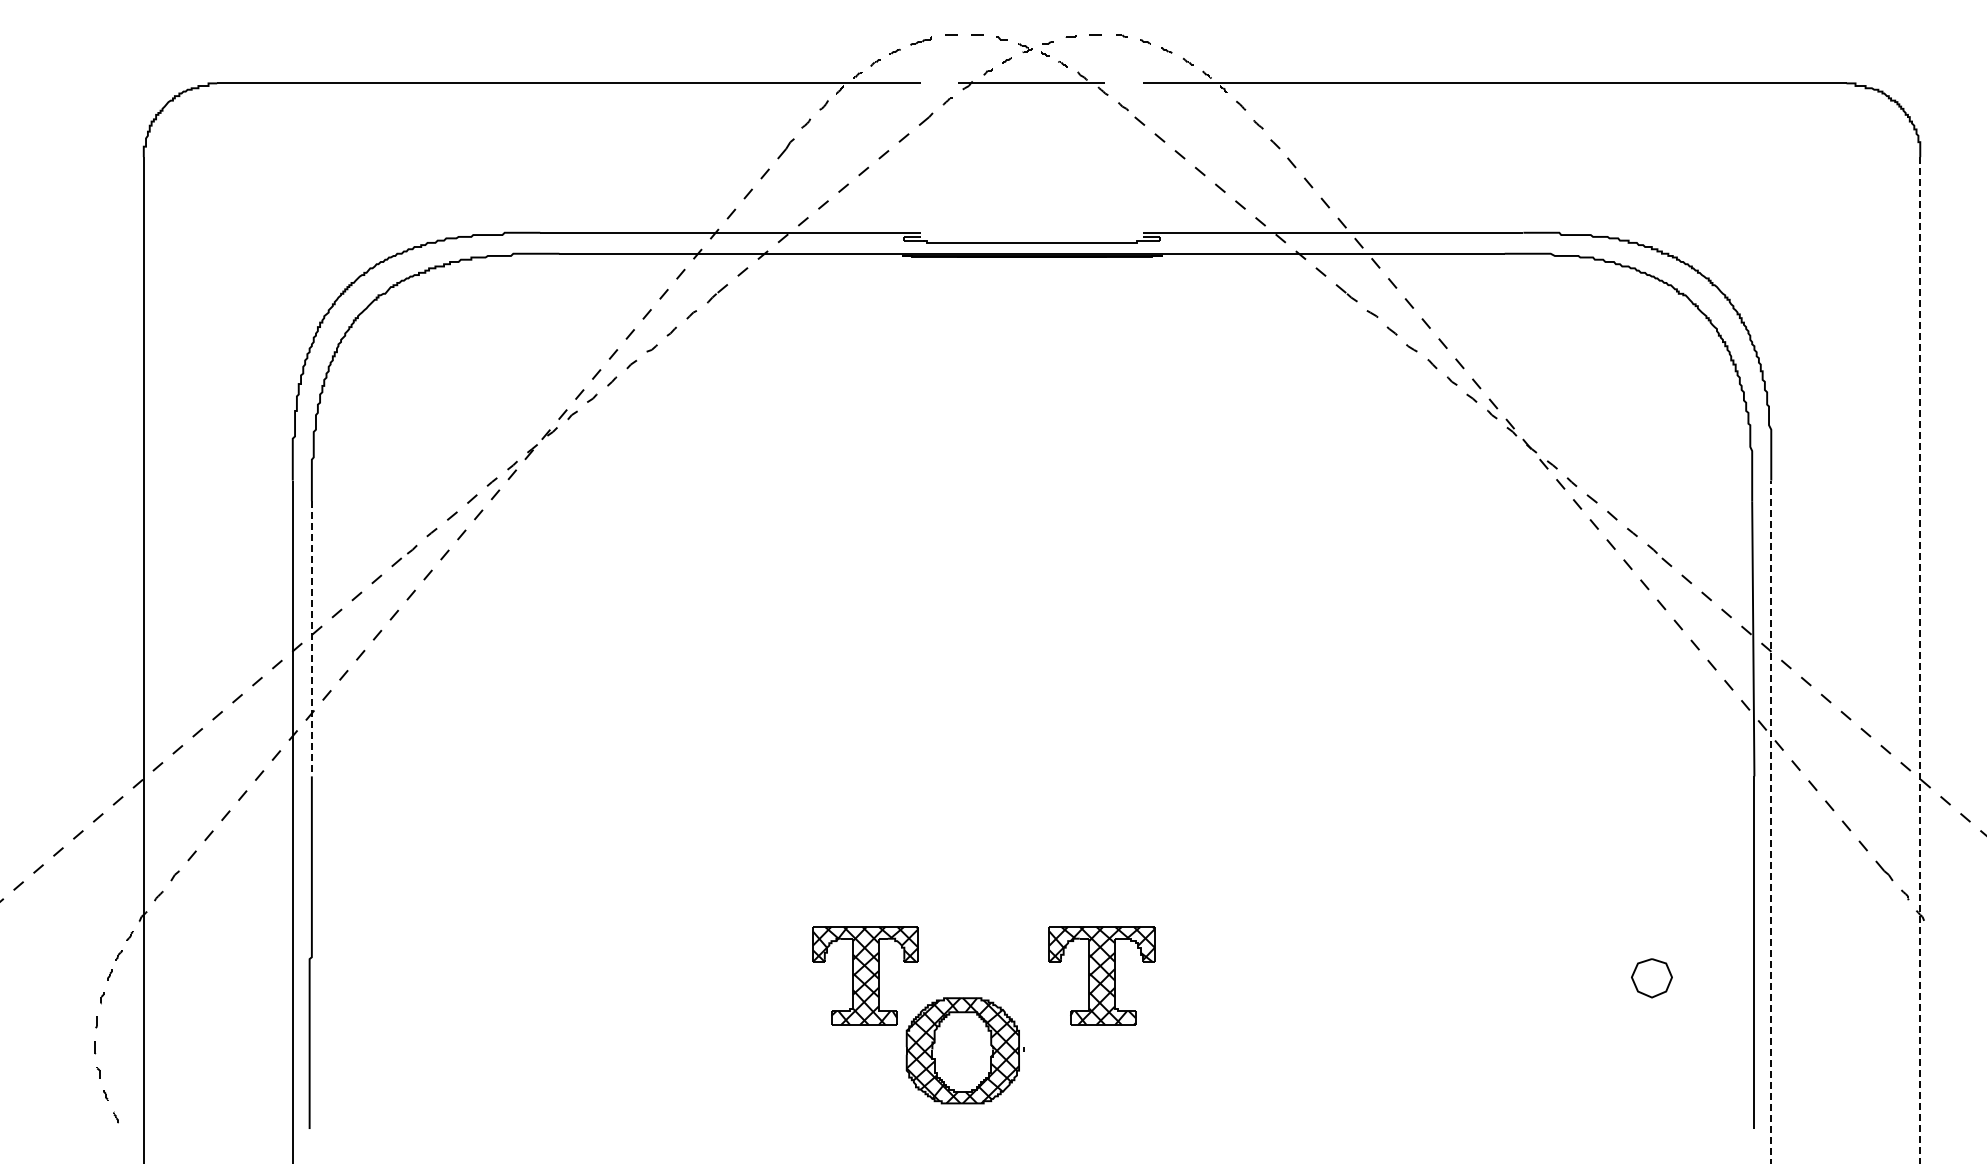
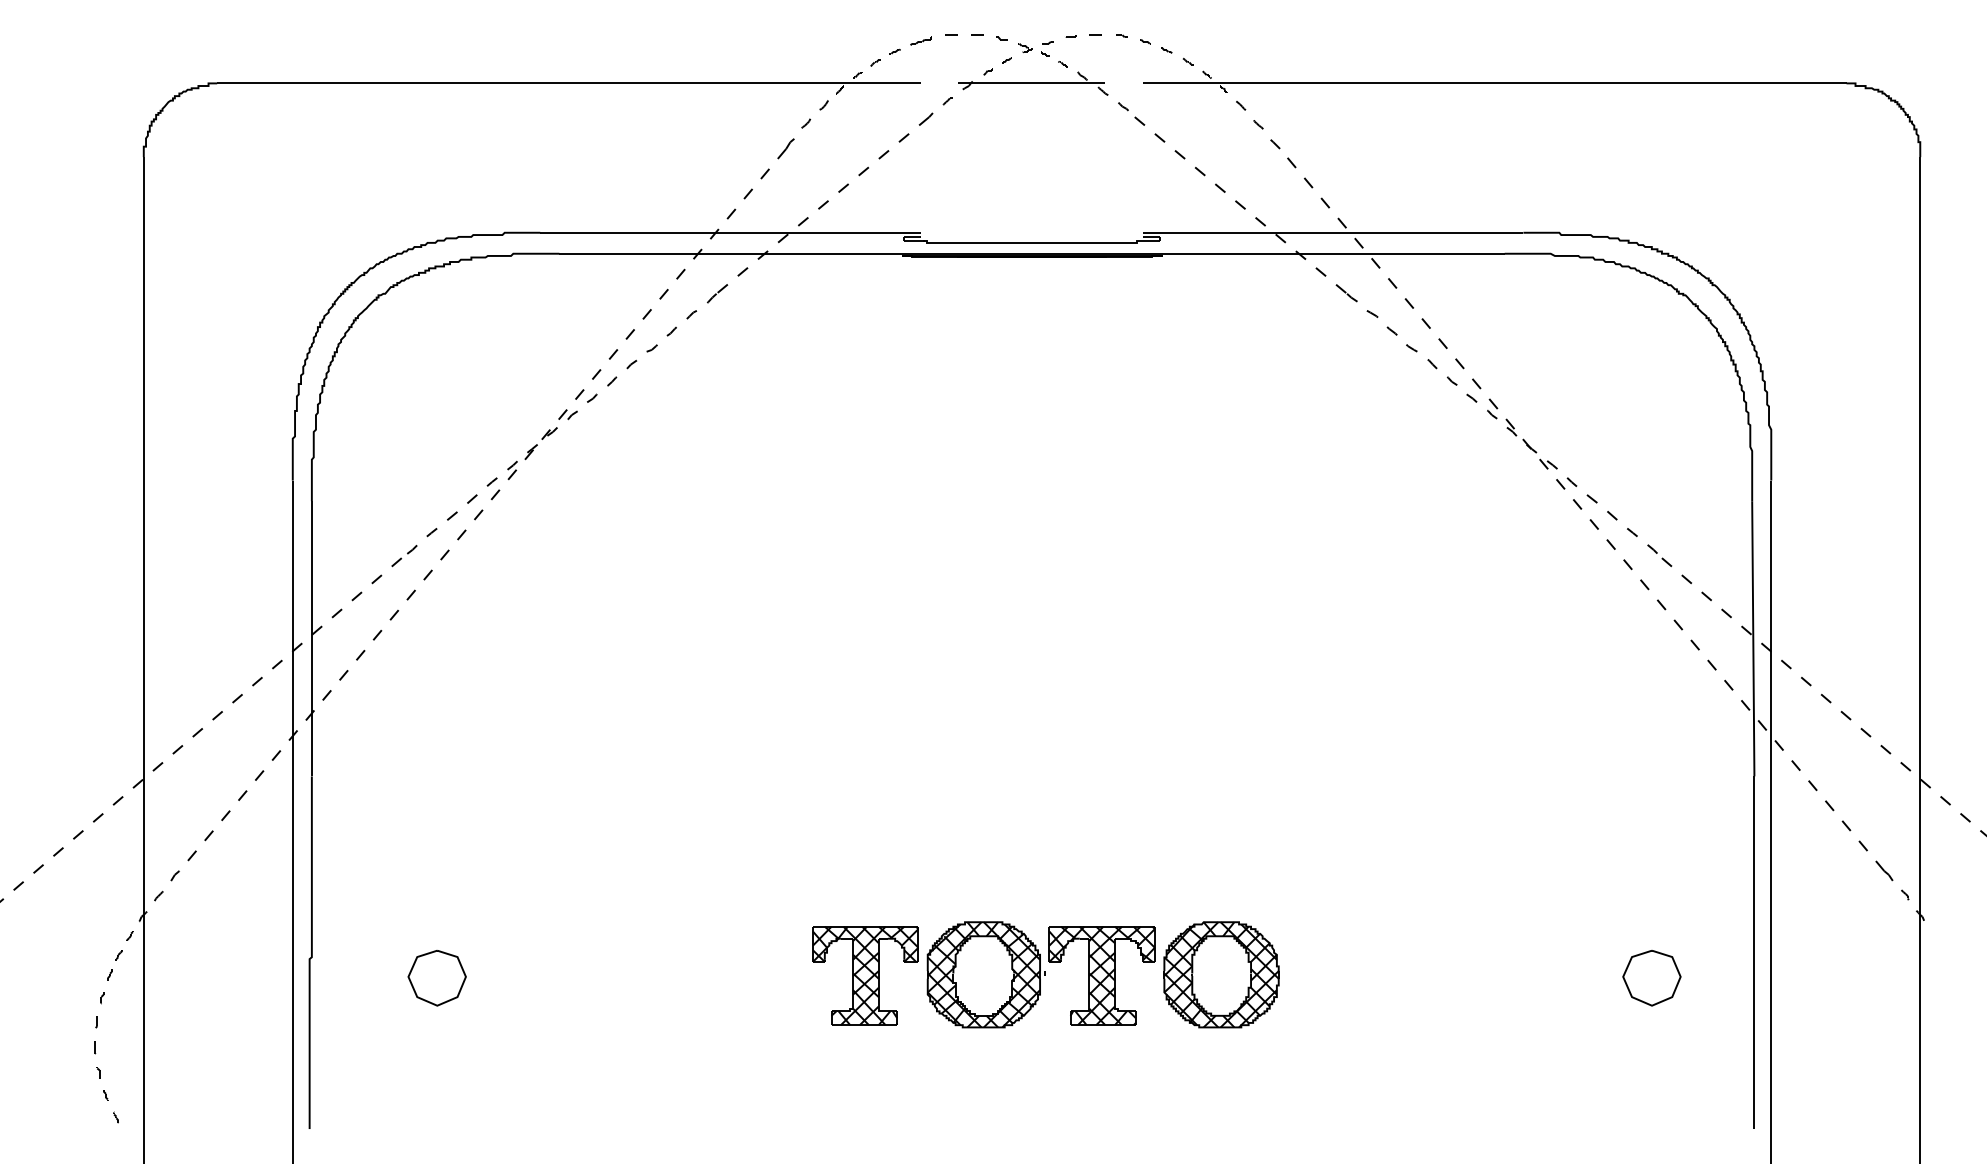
line: dashed -> solid (311, 638)
line: dashed -> solid (1920, 660)
line: dashed -> solid (1771, 821)
part: none -> present (1221, 974)
part: none -> present (436, 978)
part size: 42x41 px -> 60x57 px (1651, 978)
part position: (964, 1050) -> (985, 974) (985, 974)
